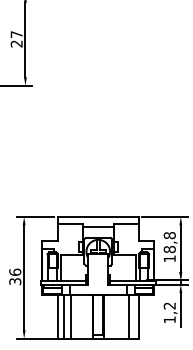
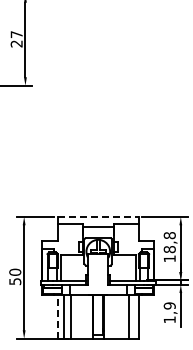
line: solid -> dashed (98, 216)
text: 36 -> 50 (14, 276)
text: 1,2 -> 1,9 (169, 305)
line: solid -> dashed (57, 316)
